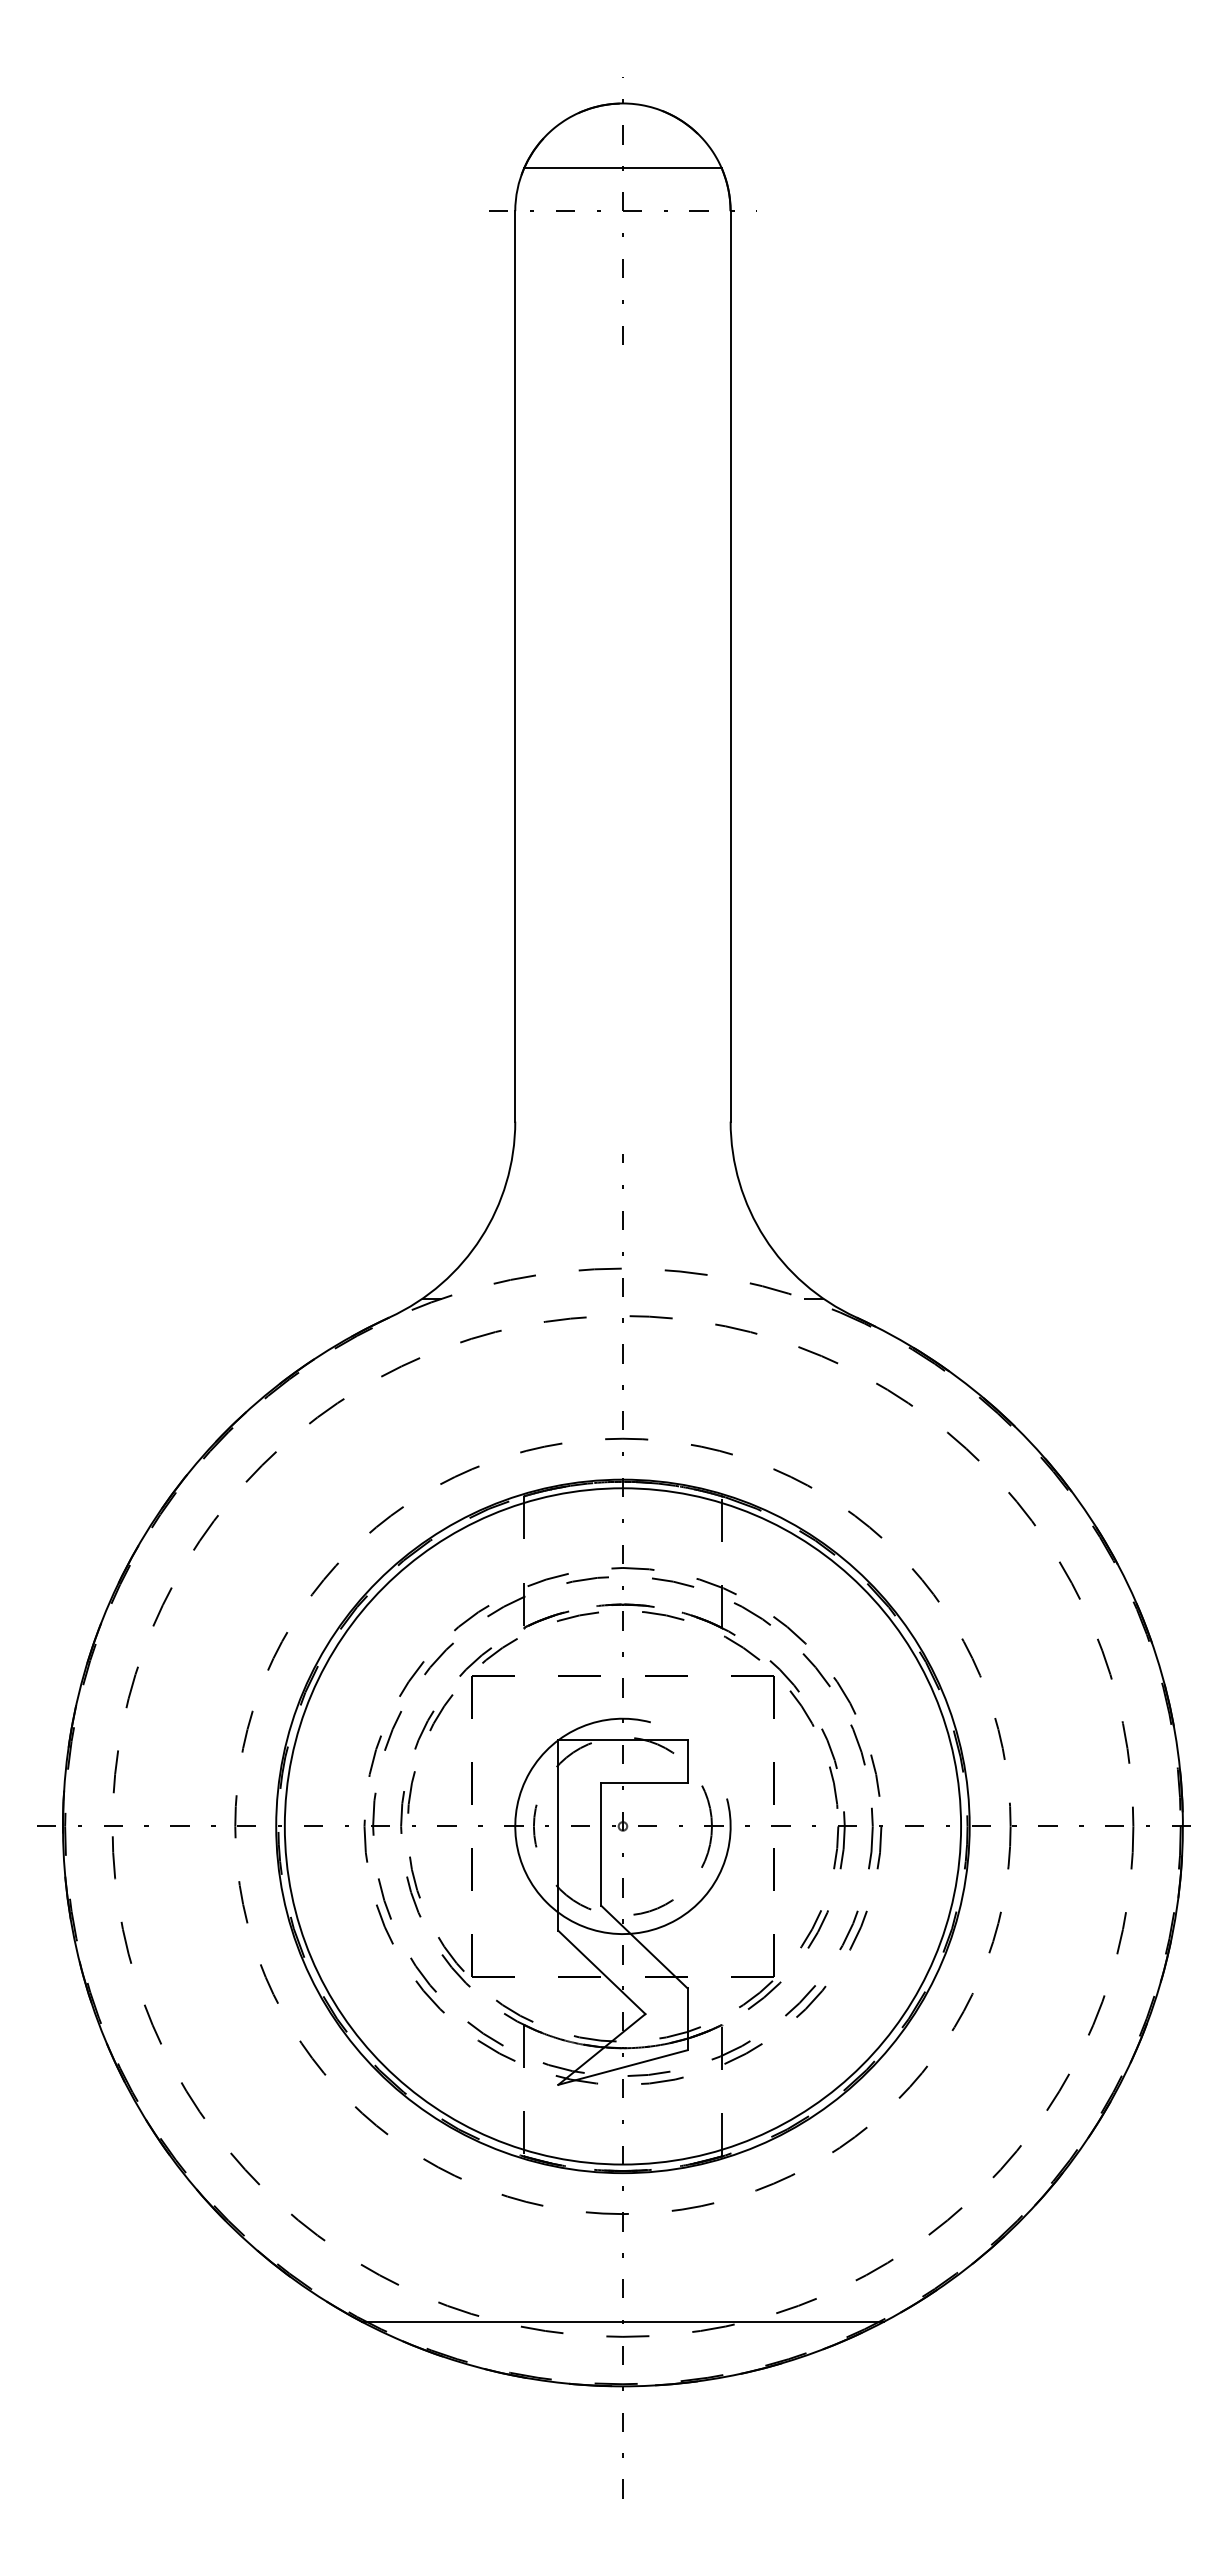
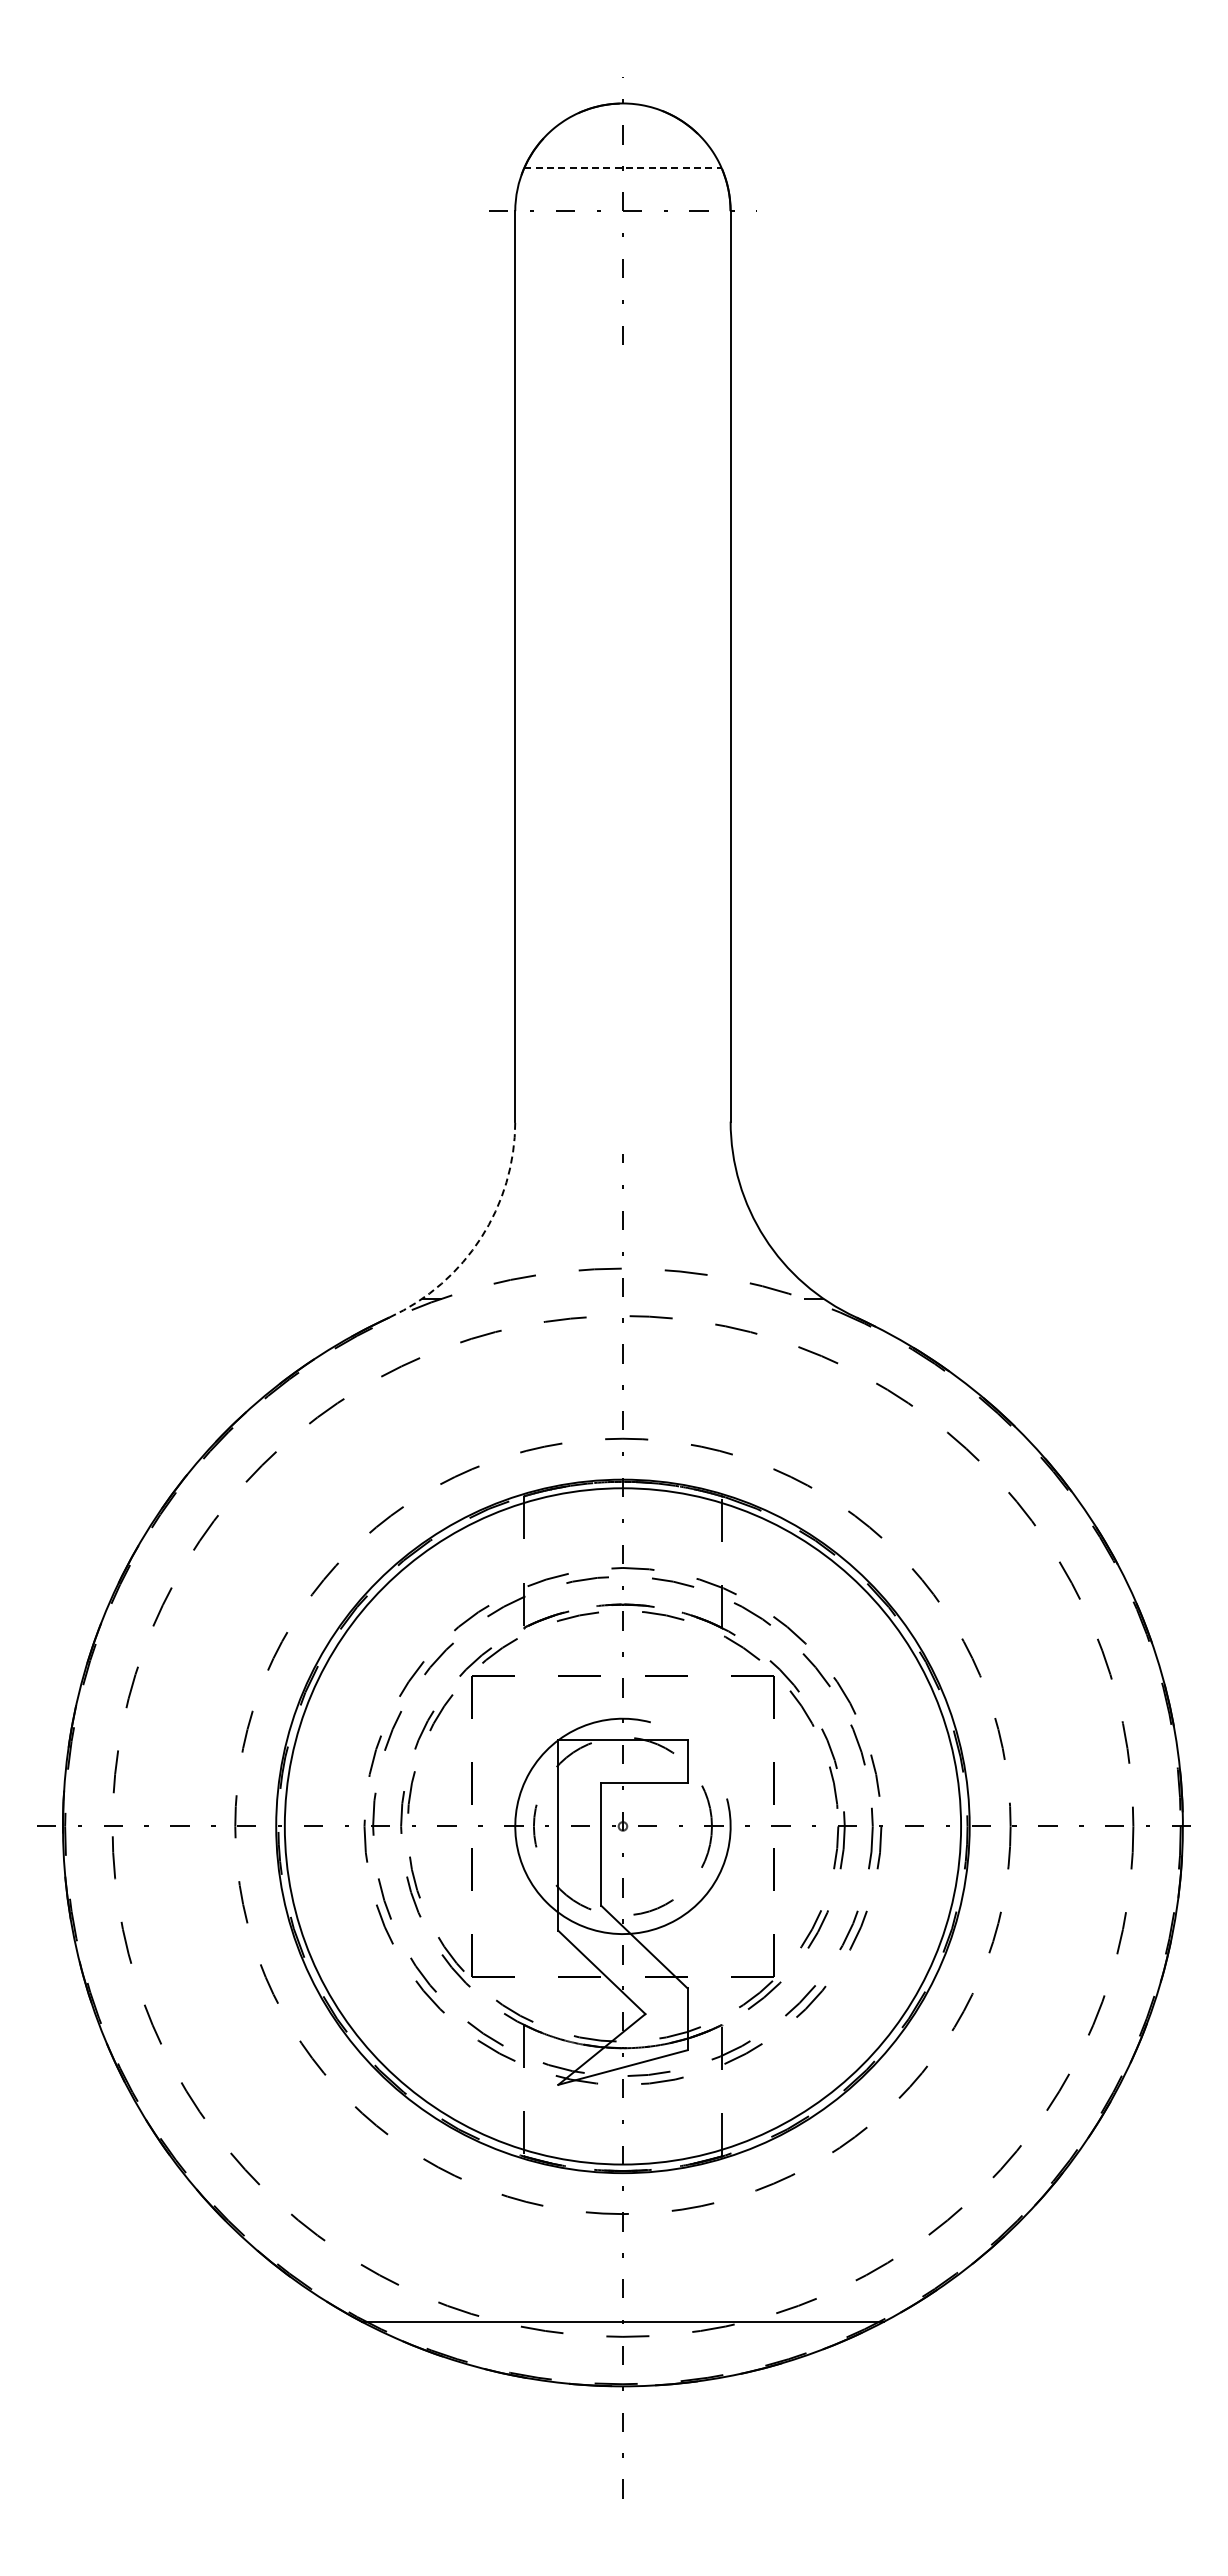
line: solid -> dashed (622, 168)
arc: solid -> dashed (481, 1237)
